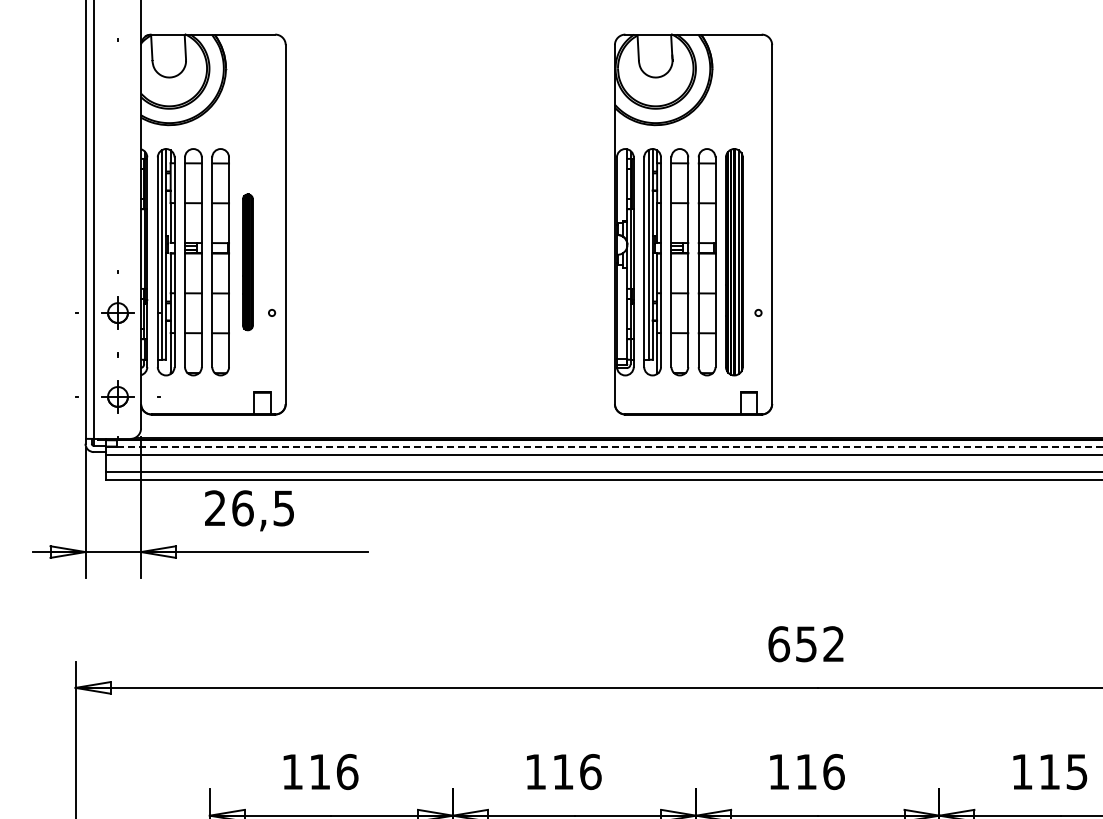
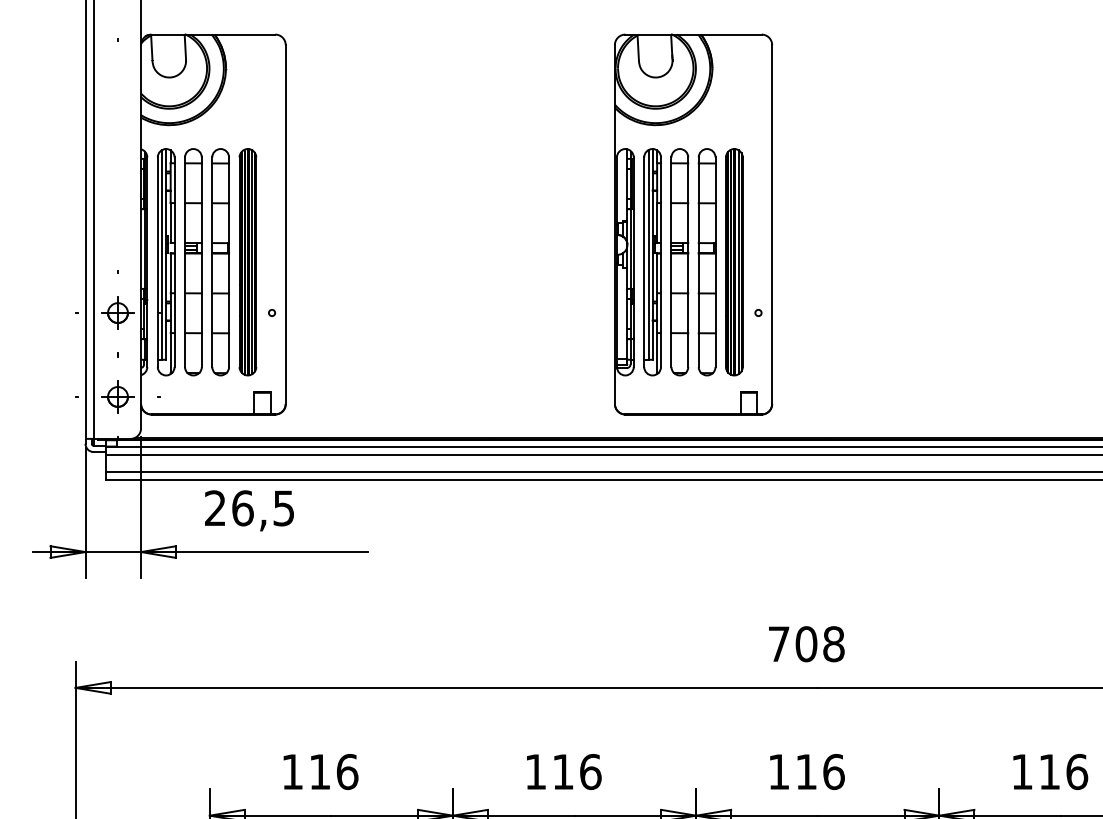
part size: 12x139 px -> 20x229 px (247, 262)
line: dashed -> solid (609, 446)
text: 652 -> 708 (806, 644)
text: 115 -> 116 (1077, 772)
